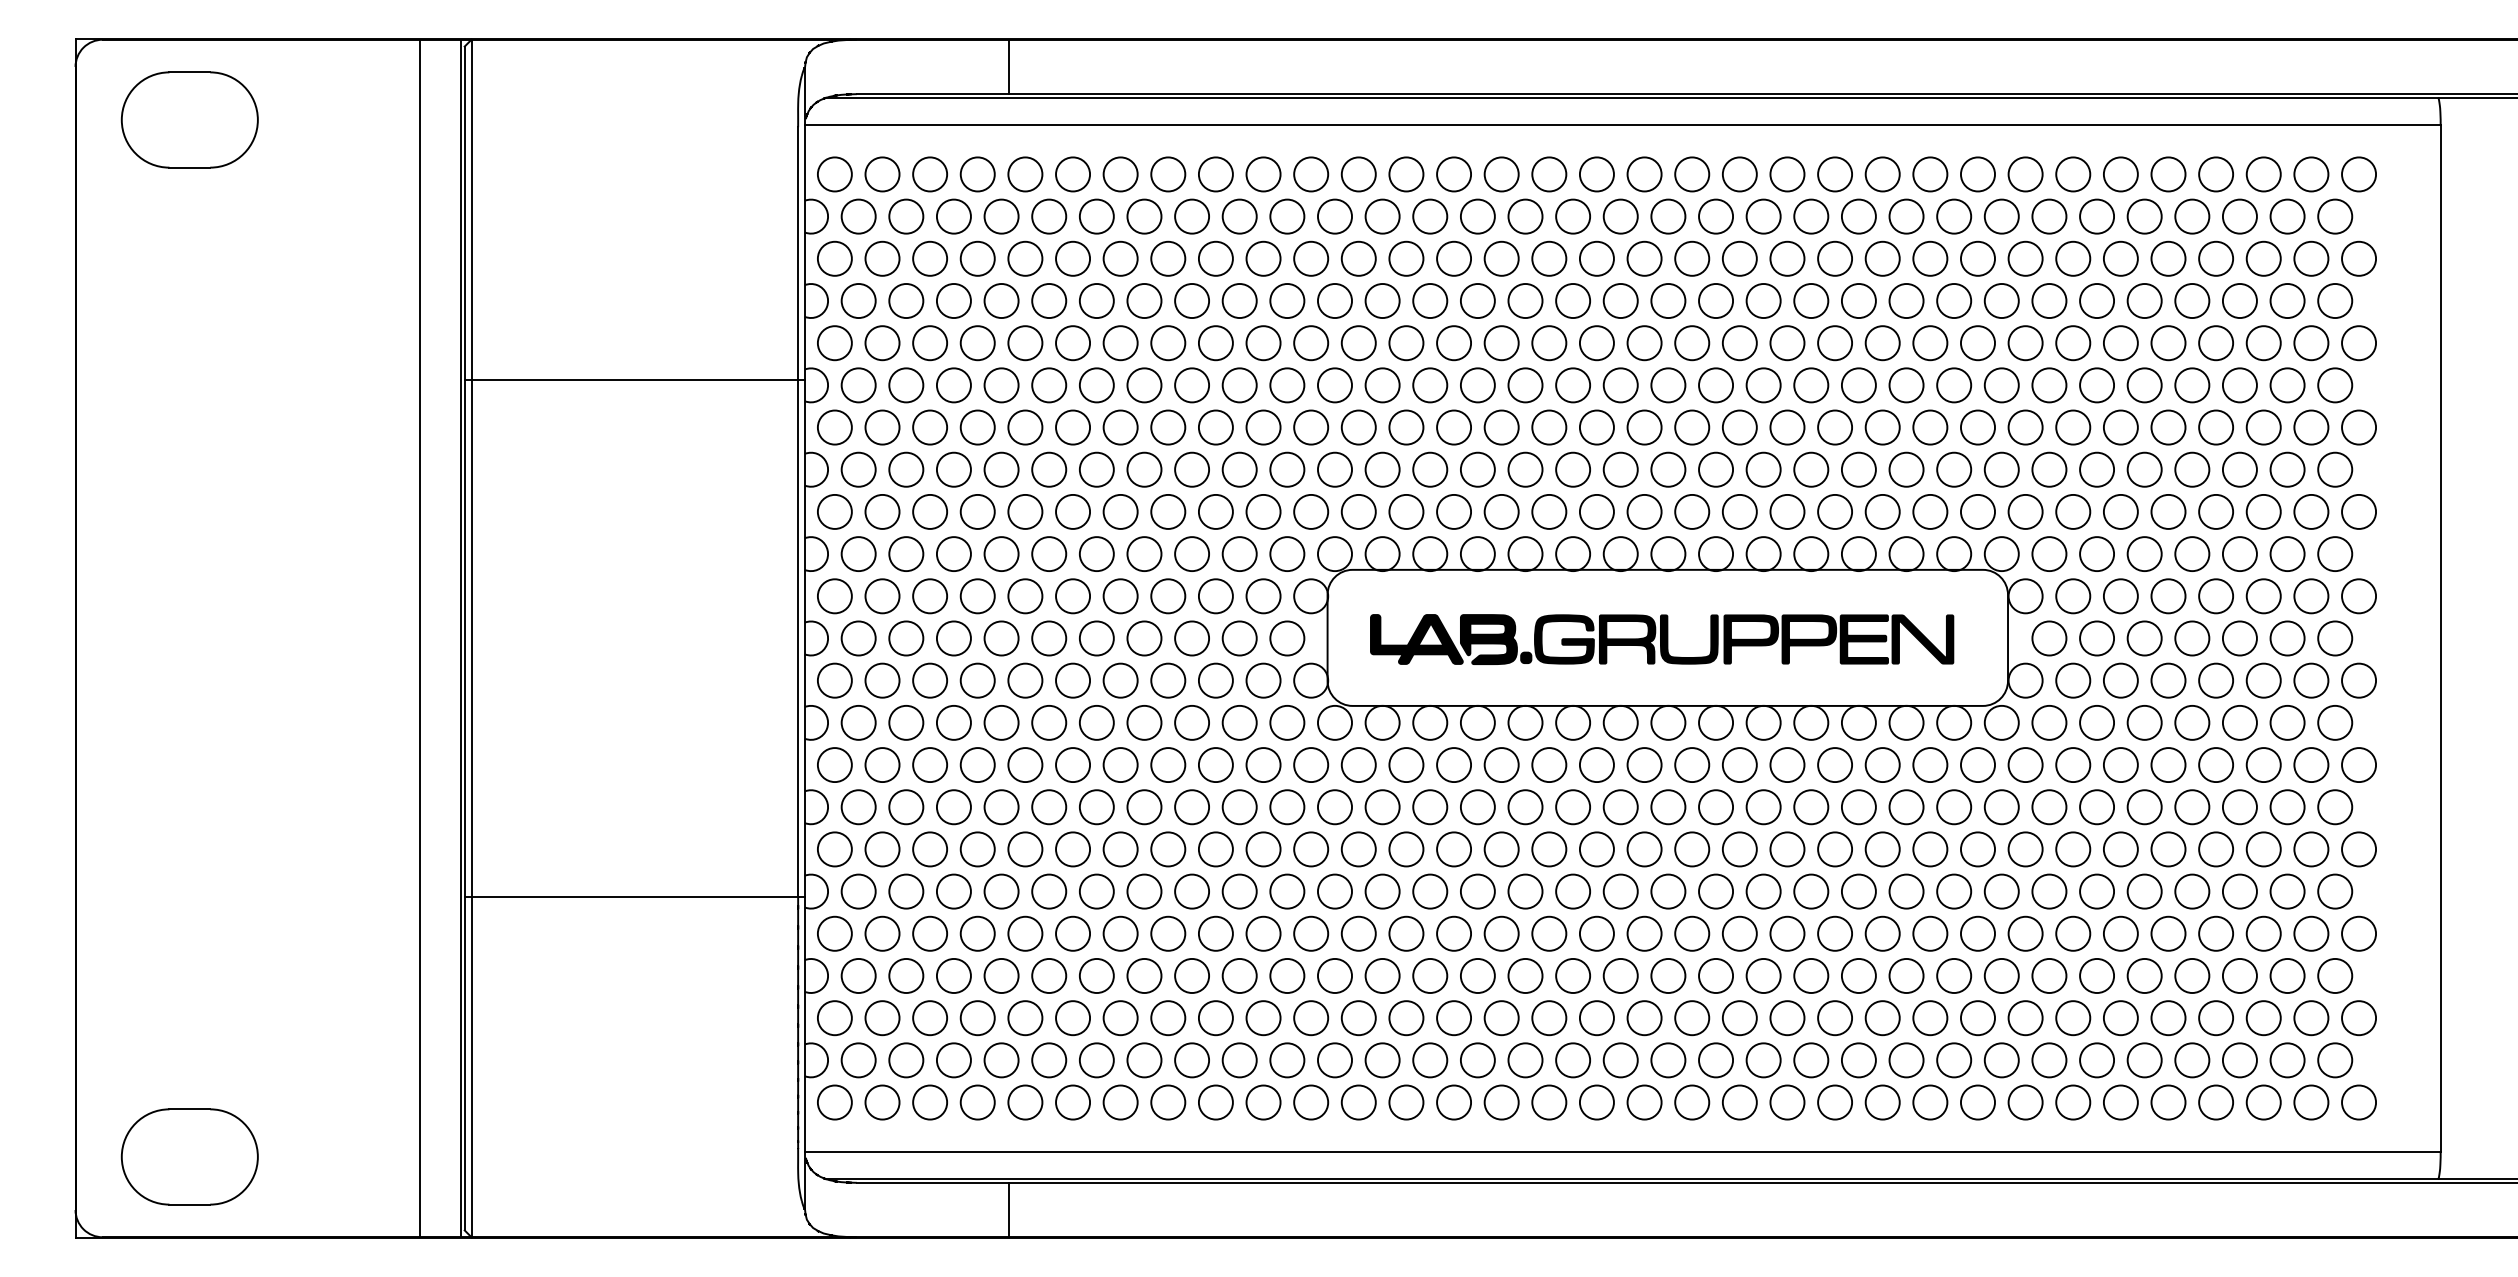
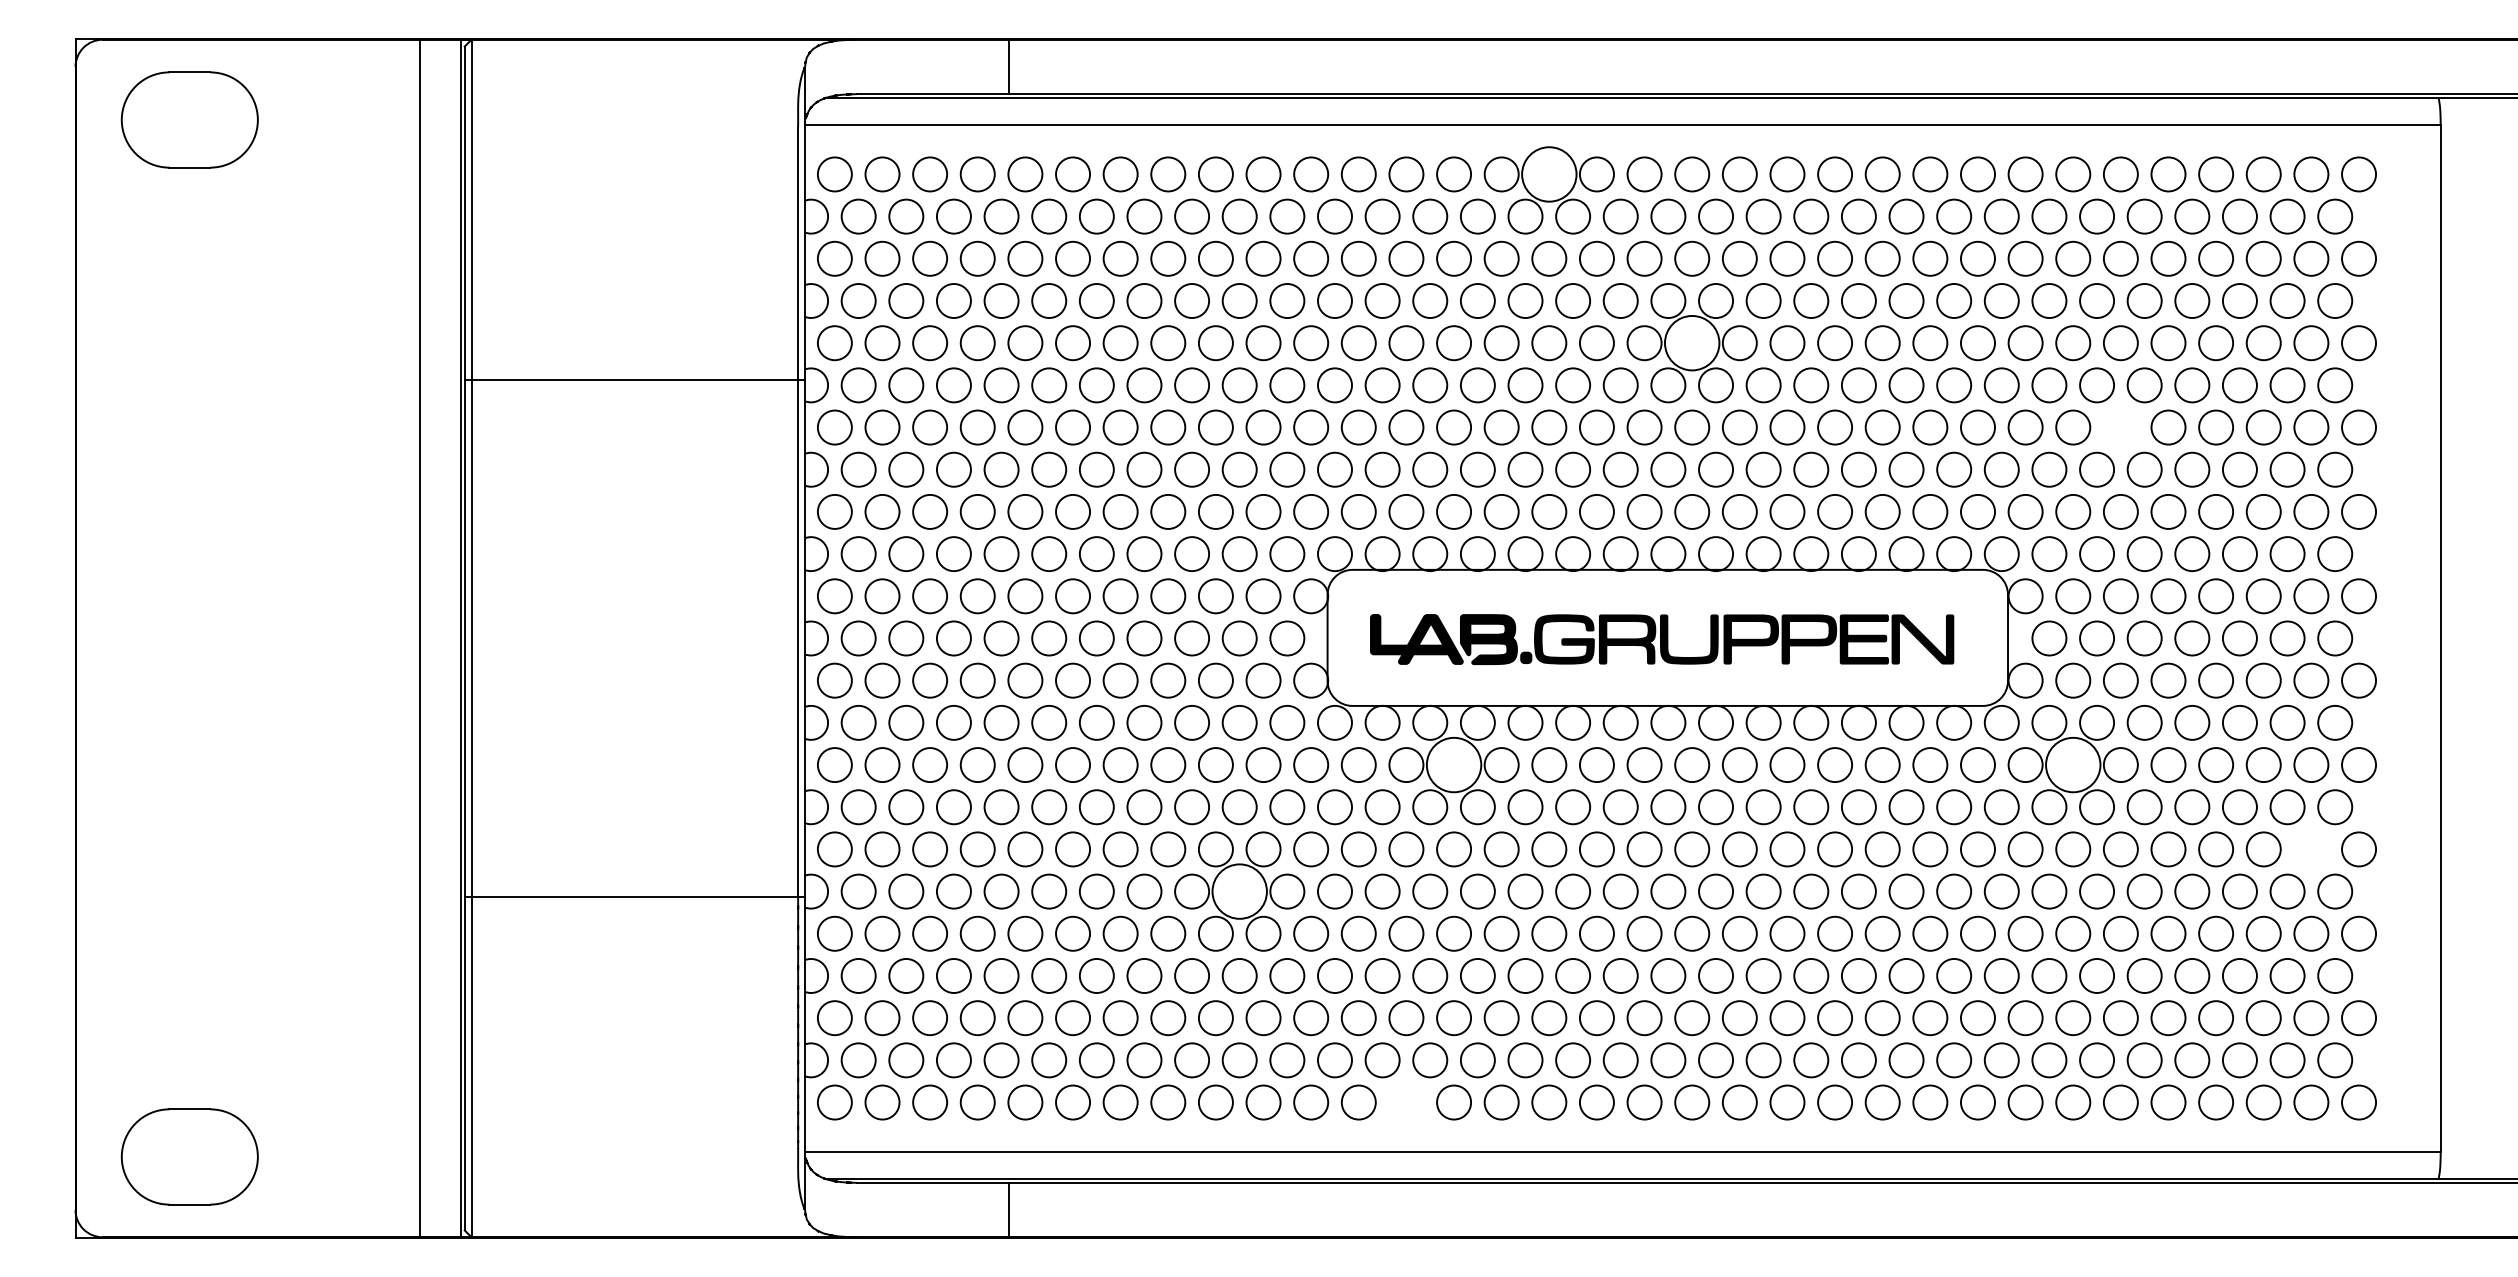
circle diameter: 34 px -> 54 px (1549, 174)
circle diameter: 34 px -> 54 px (1692, 342)
circle: present -> none (2120, 427)
circle diameter: 34 px -> 54 px (1453, 764)
circle diameter: 34 px -> 54 px (2073, 764)
circle: present -> none (2311, 849)
circle diameter: 34 px -> 54 px (1239, 891)
circle: present -> none (1406, 1102)
